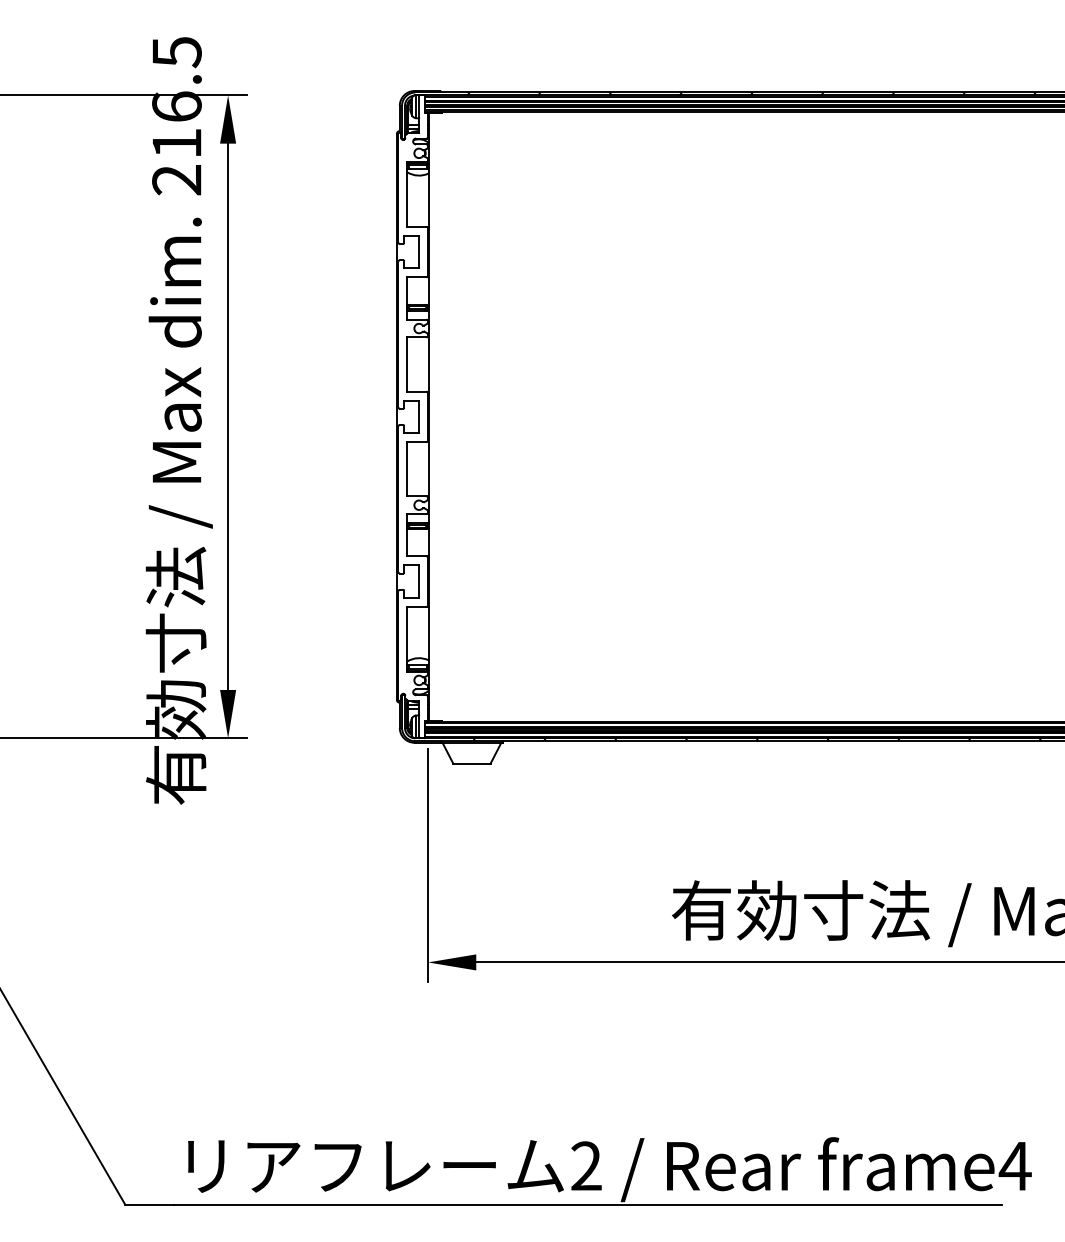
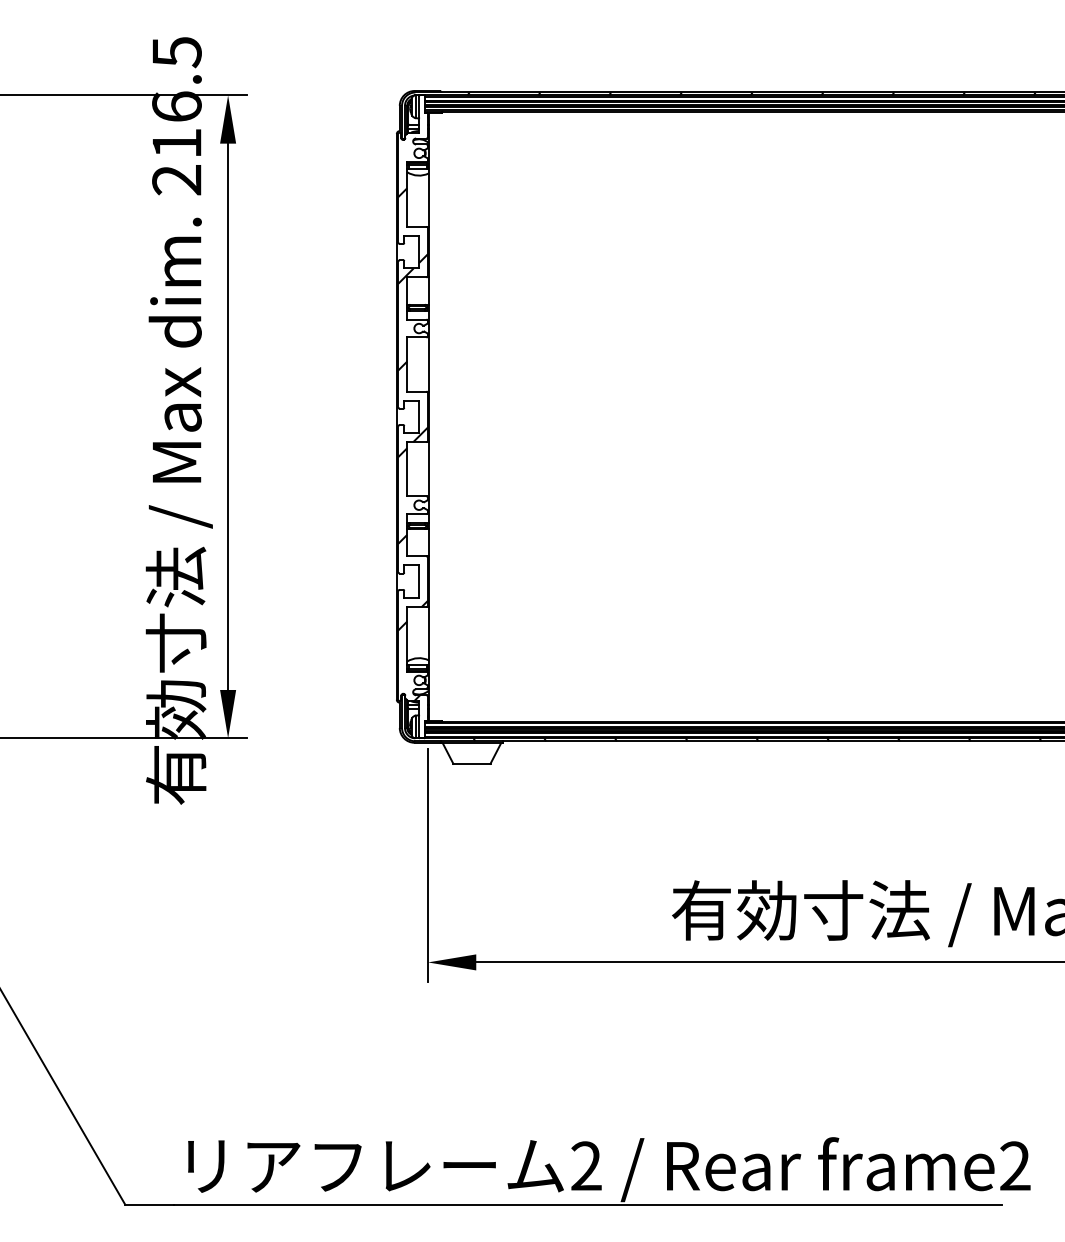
hatch: none -> present (413, 444)
text: frame4 -> frame2 (1014, 1165)
